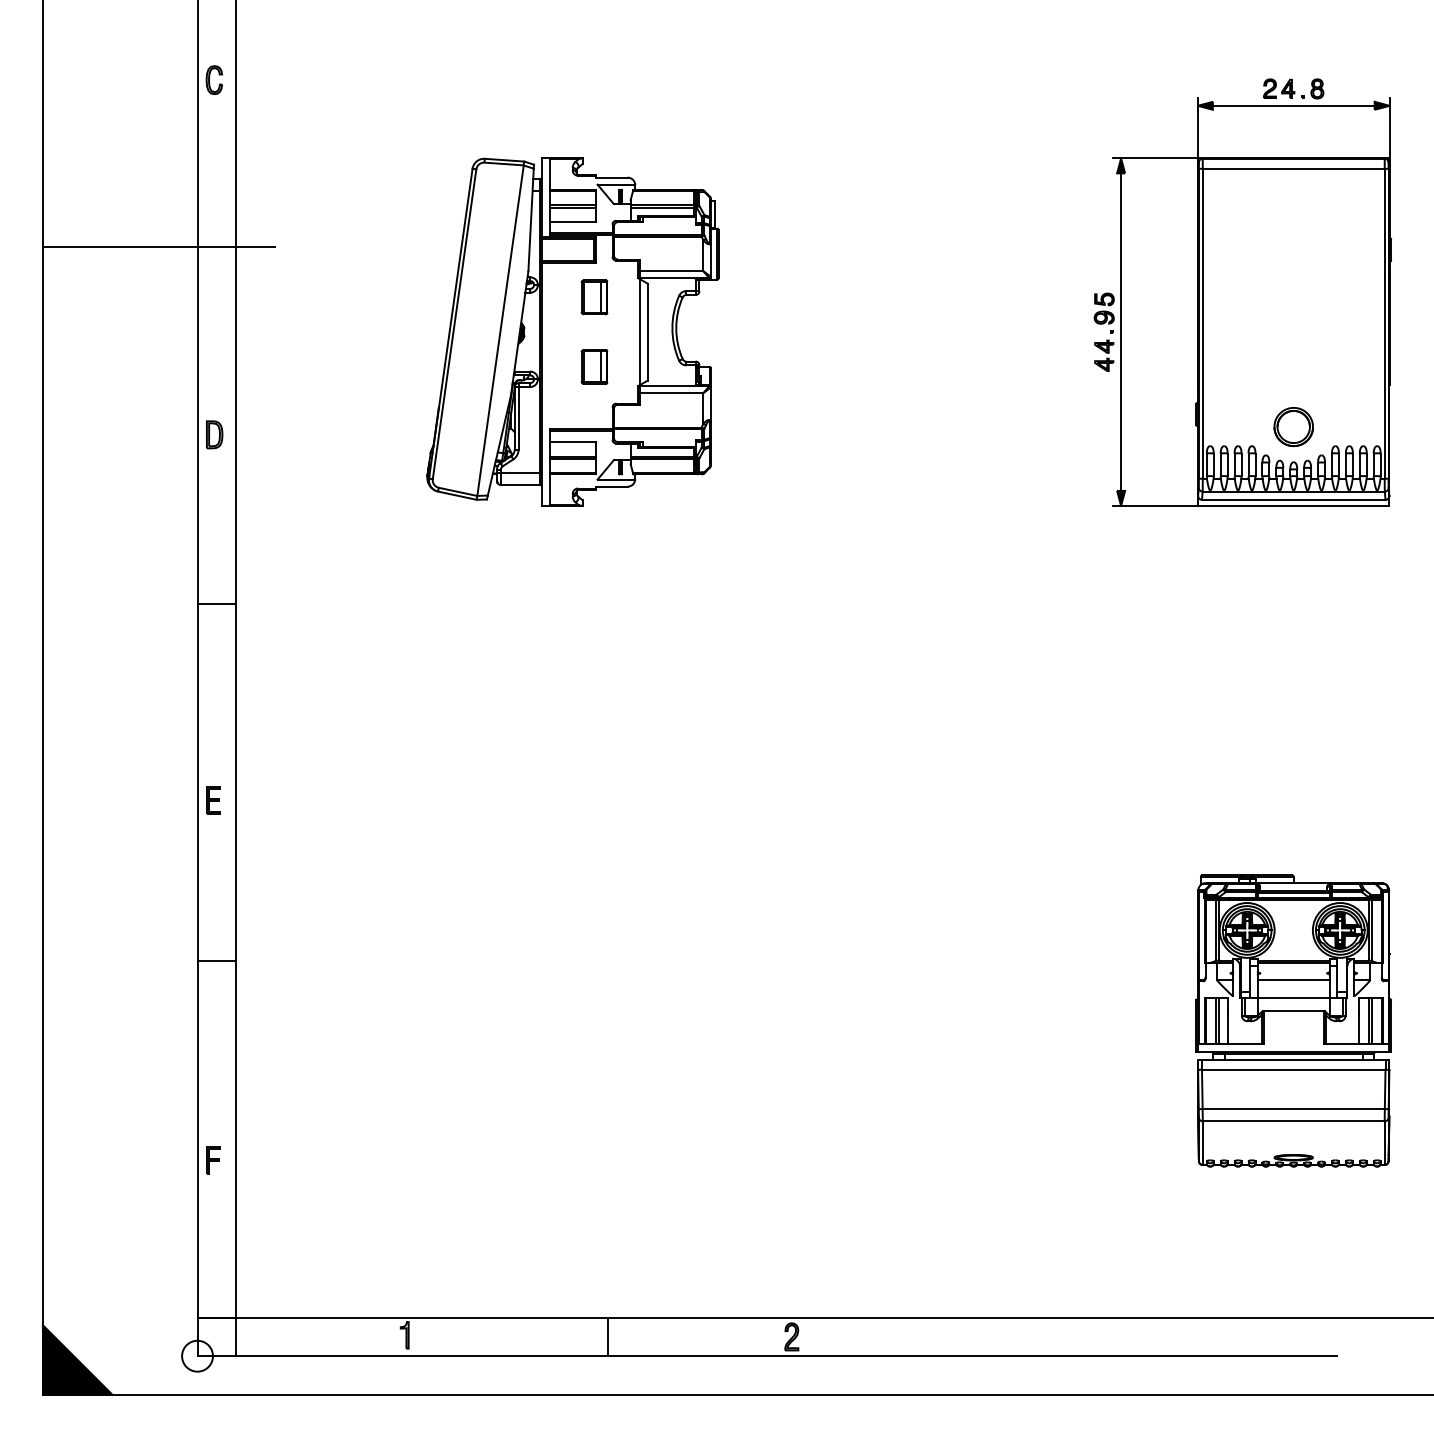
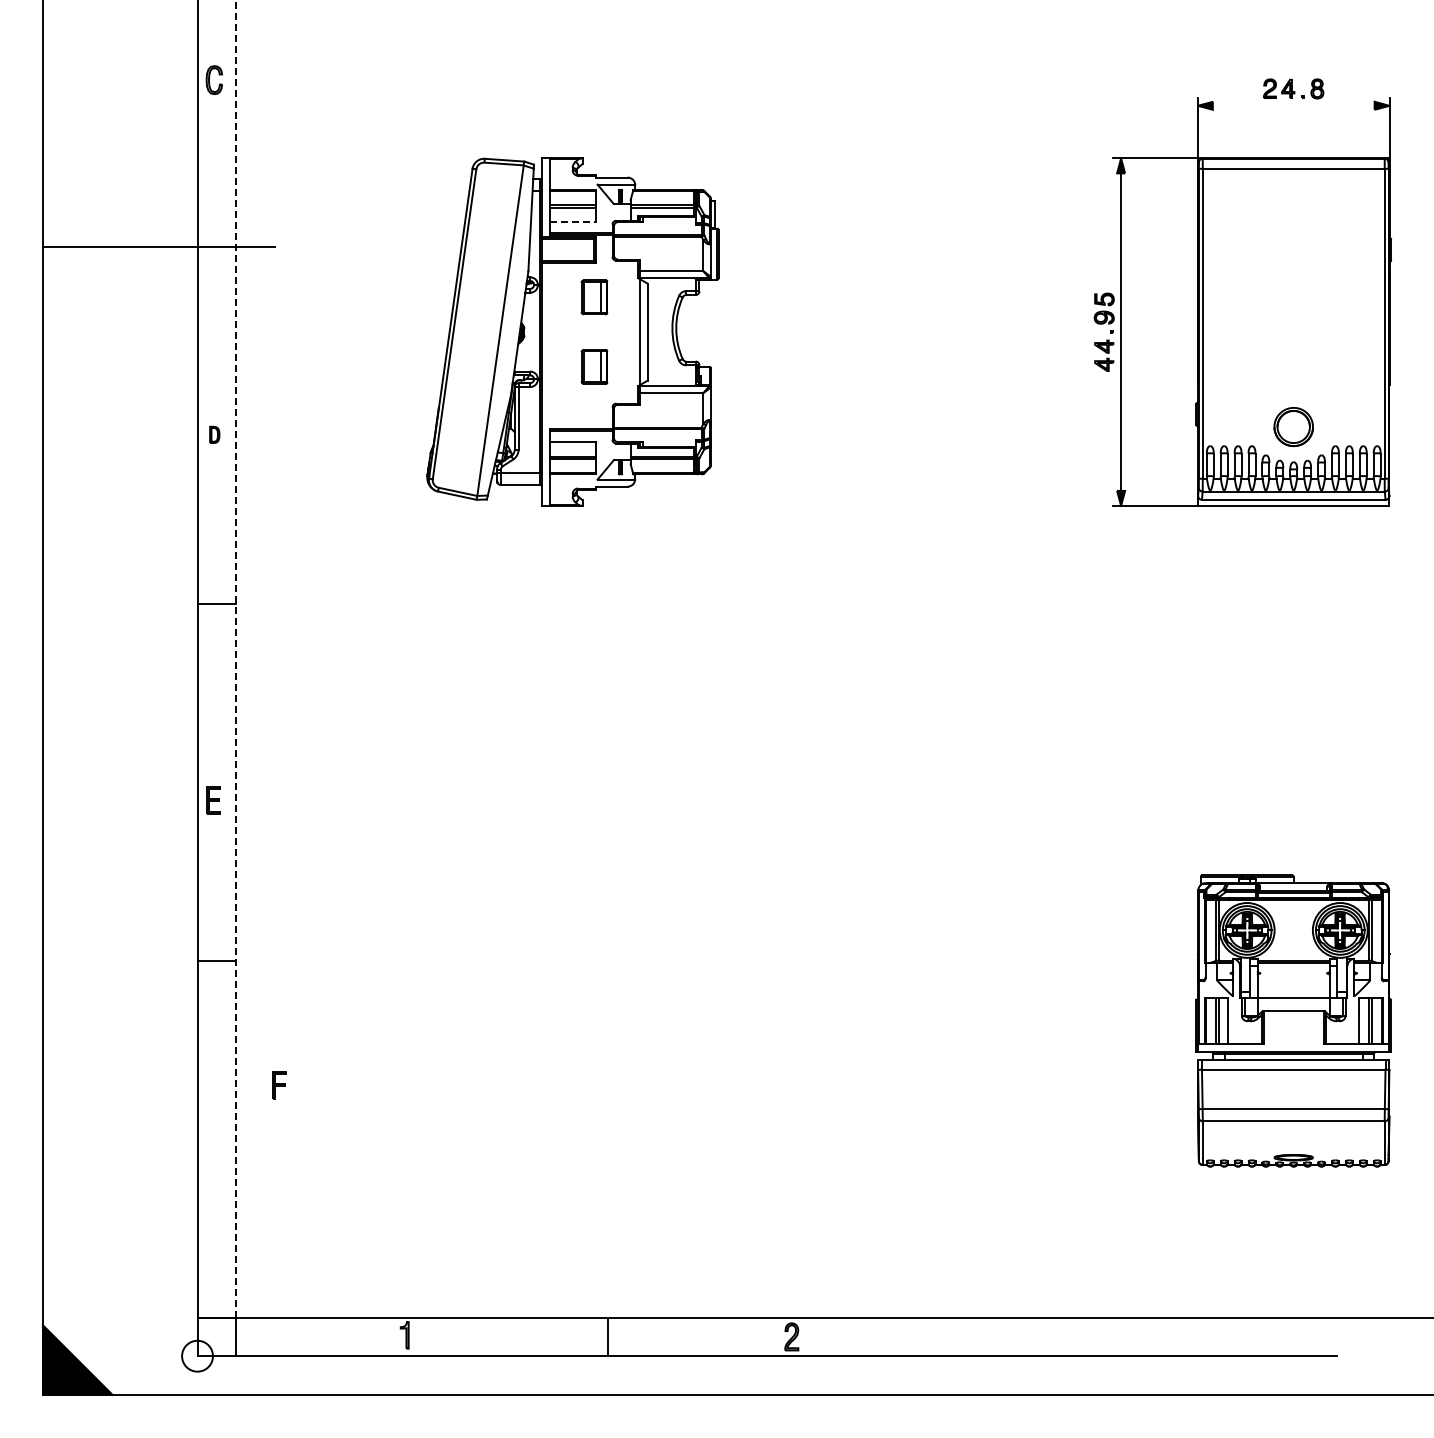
line: present -> none (1293, 105)
line: solid -> dashed (573, 222)
part size: 18x30 px -> 12x19 px (214, 434)
line: solid -> dashed (236, 658)
line: present -> none (1293, 980)
part position: (213, 1160) -> (279, 1085) (279, 1085)
